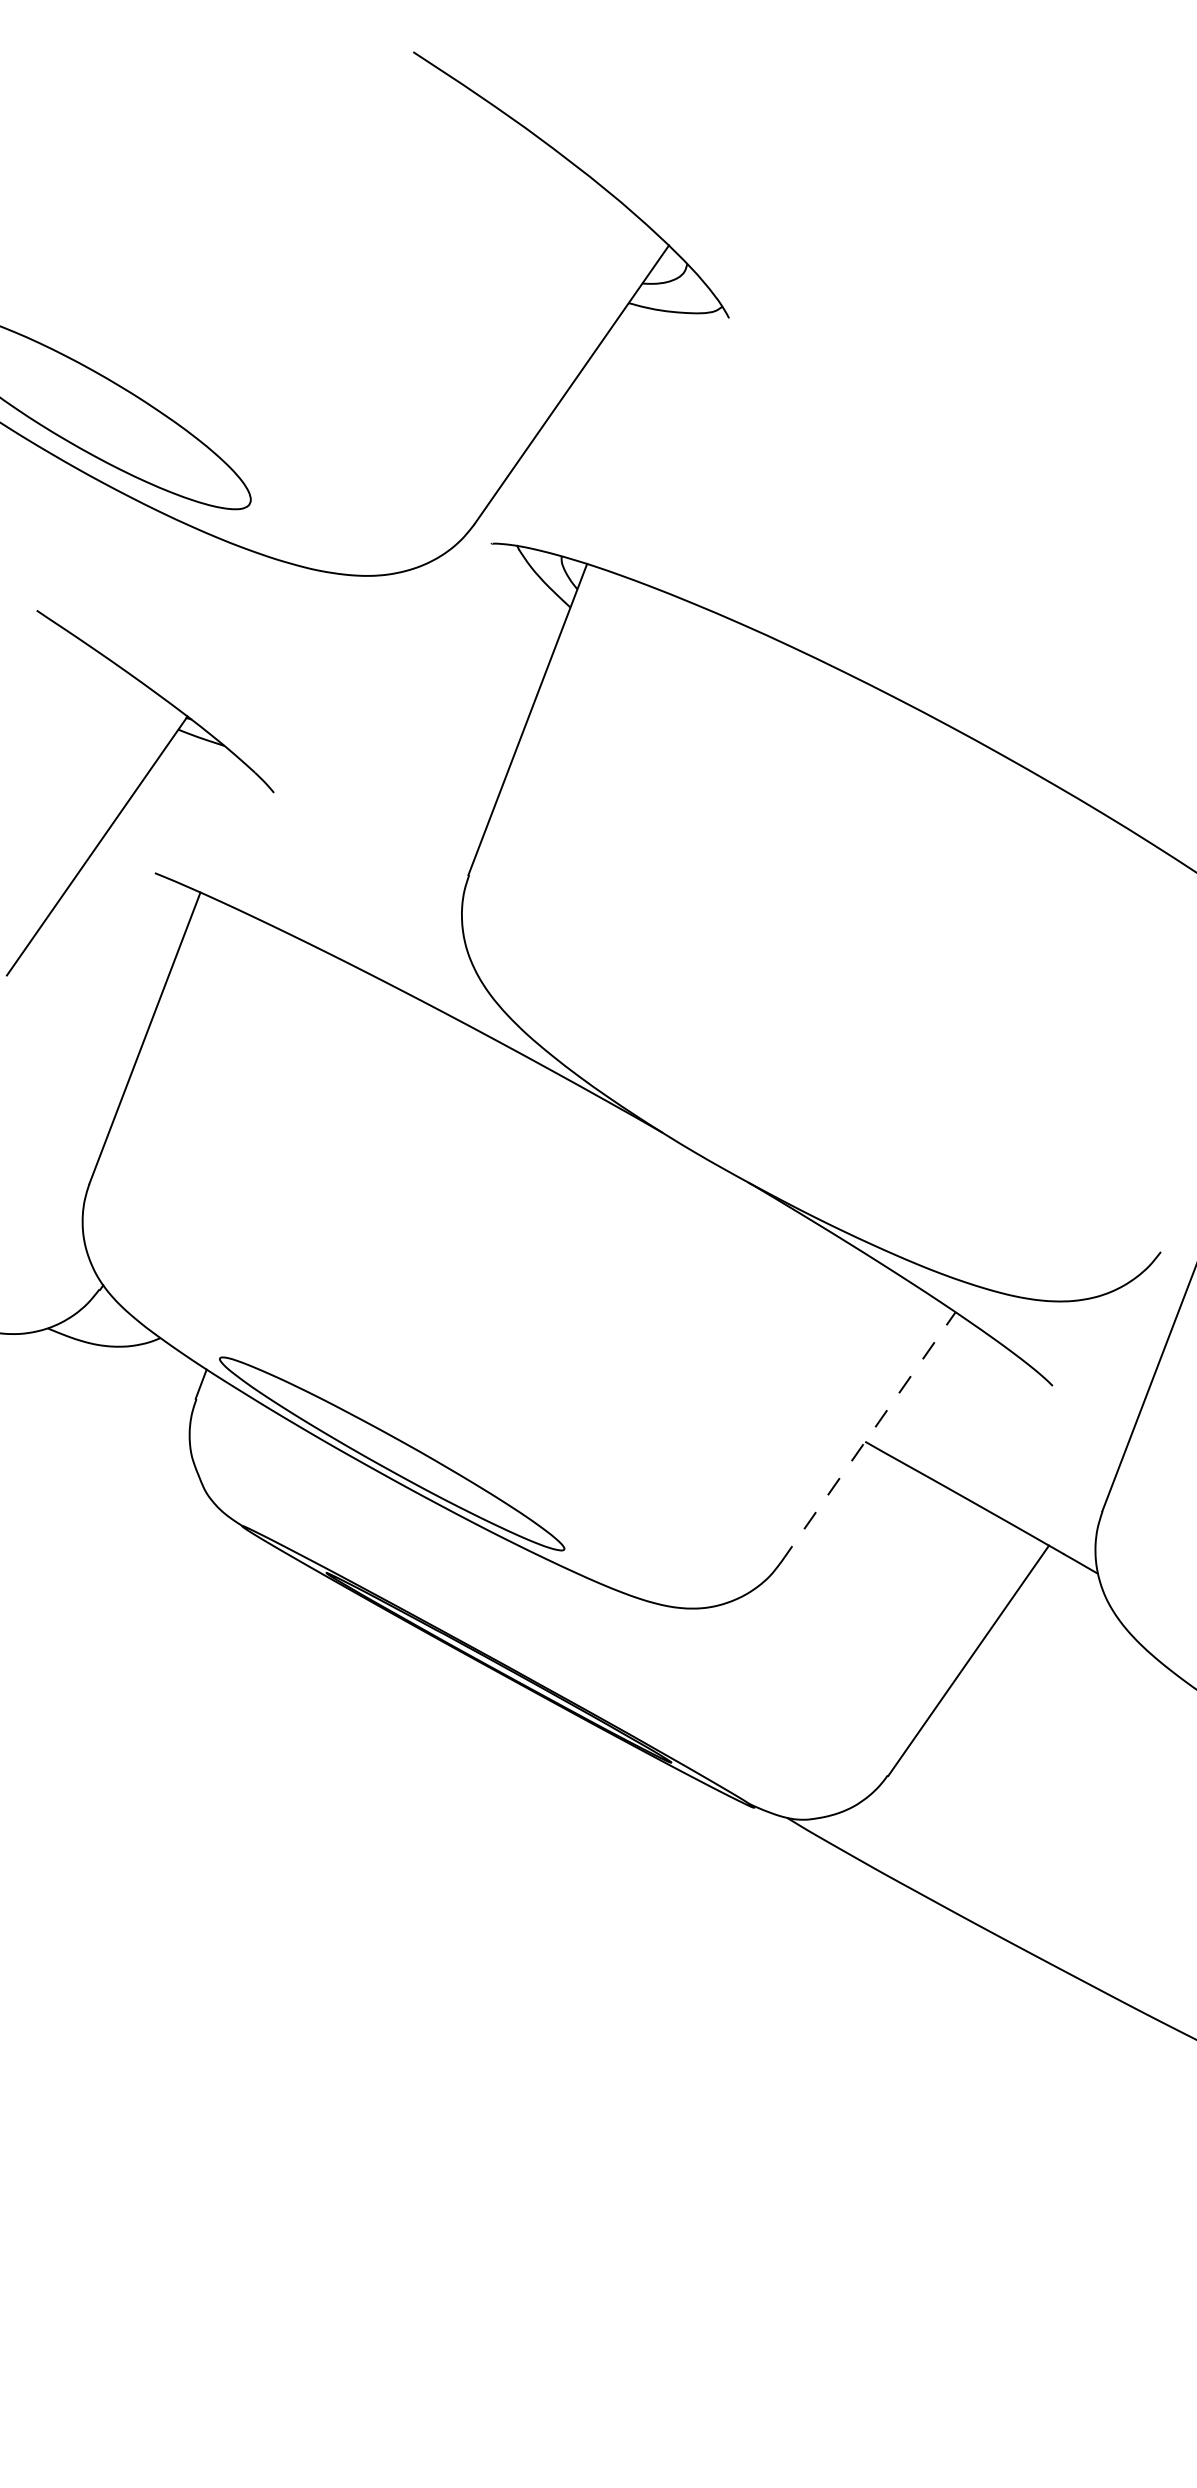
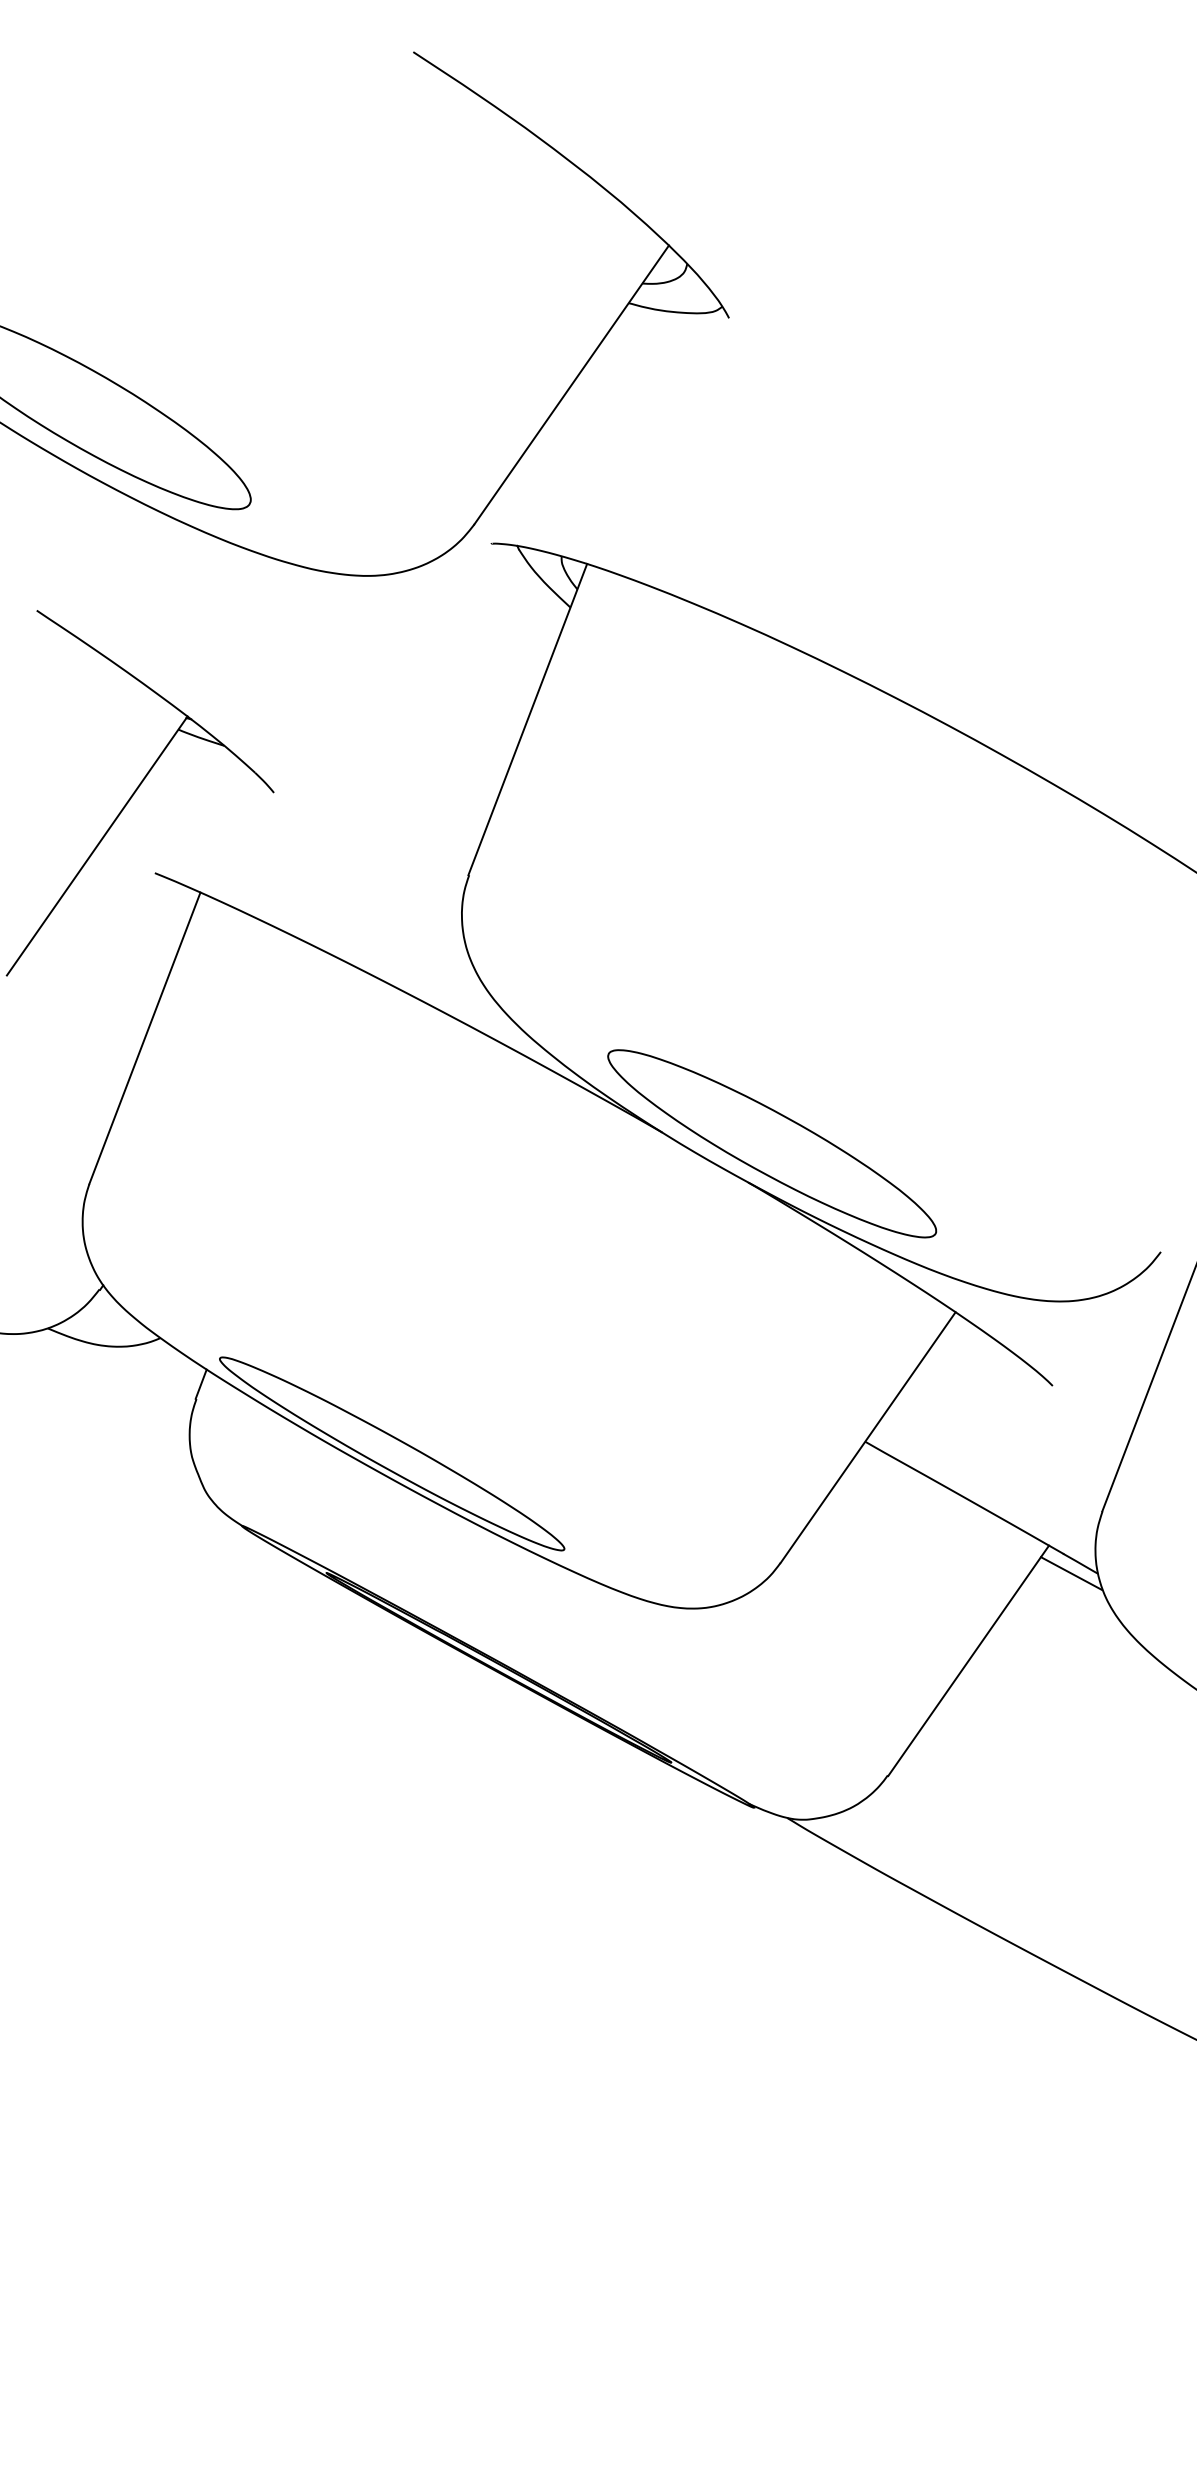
part: none -> present (772, 1143)
line: dashed -> solid (868, 1437)
line: none -> present (1070, 1573)
